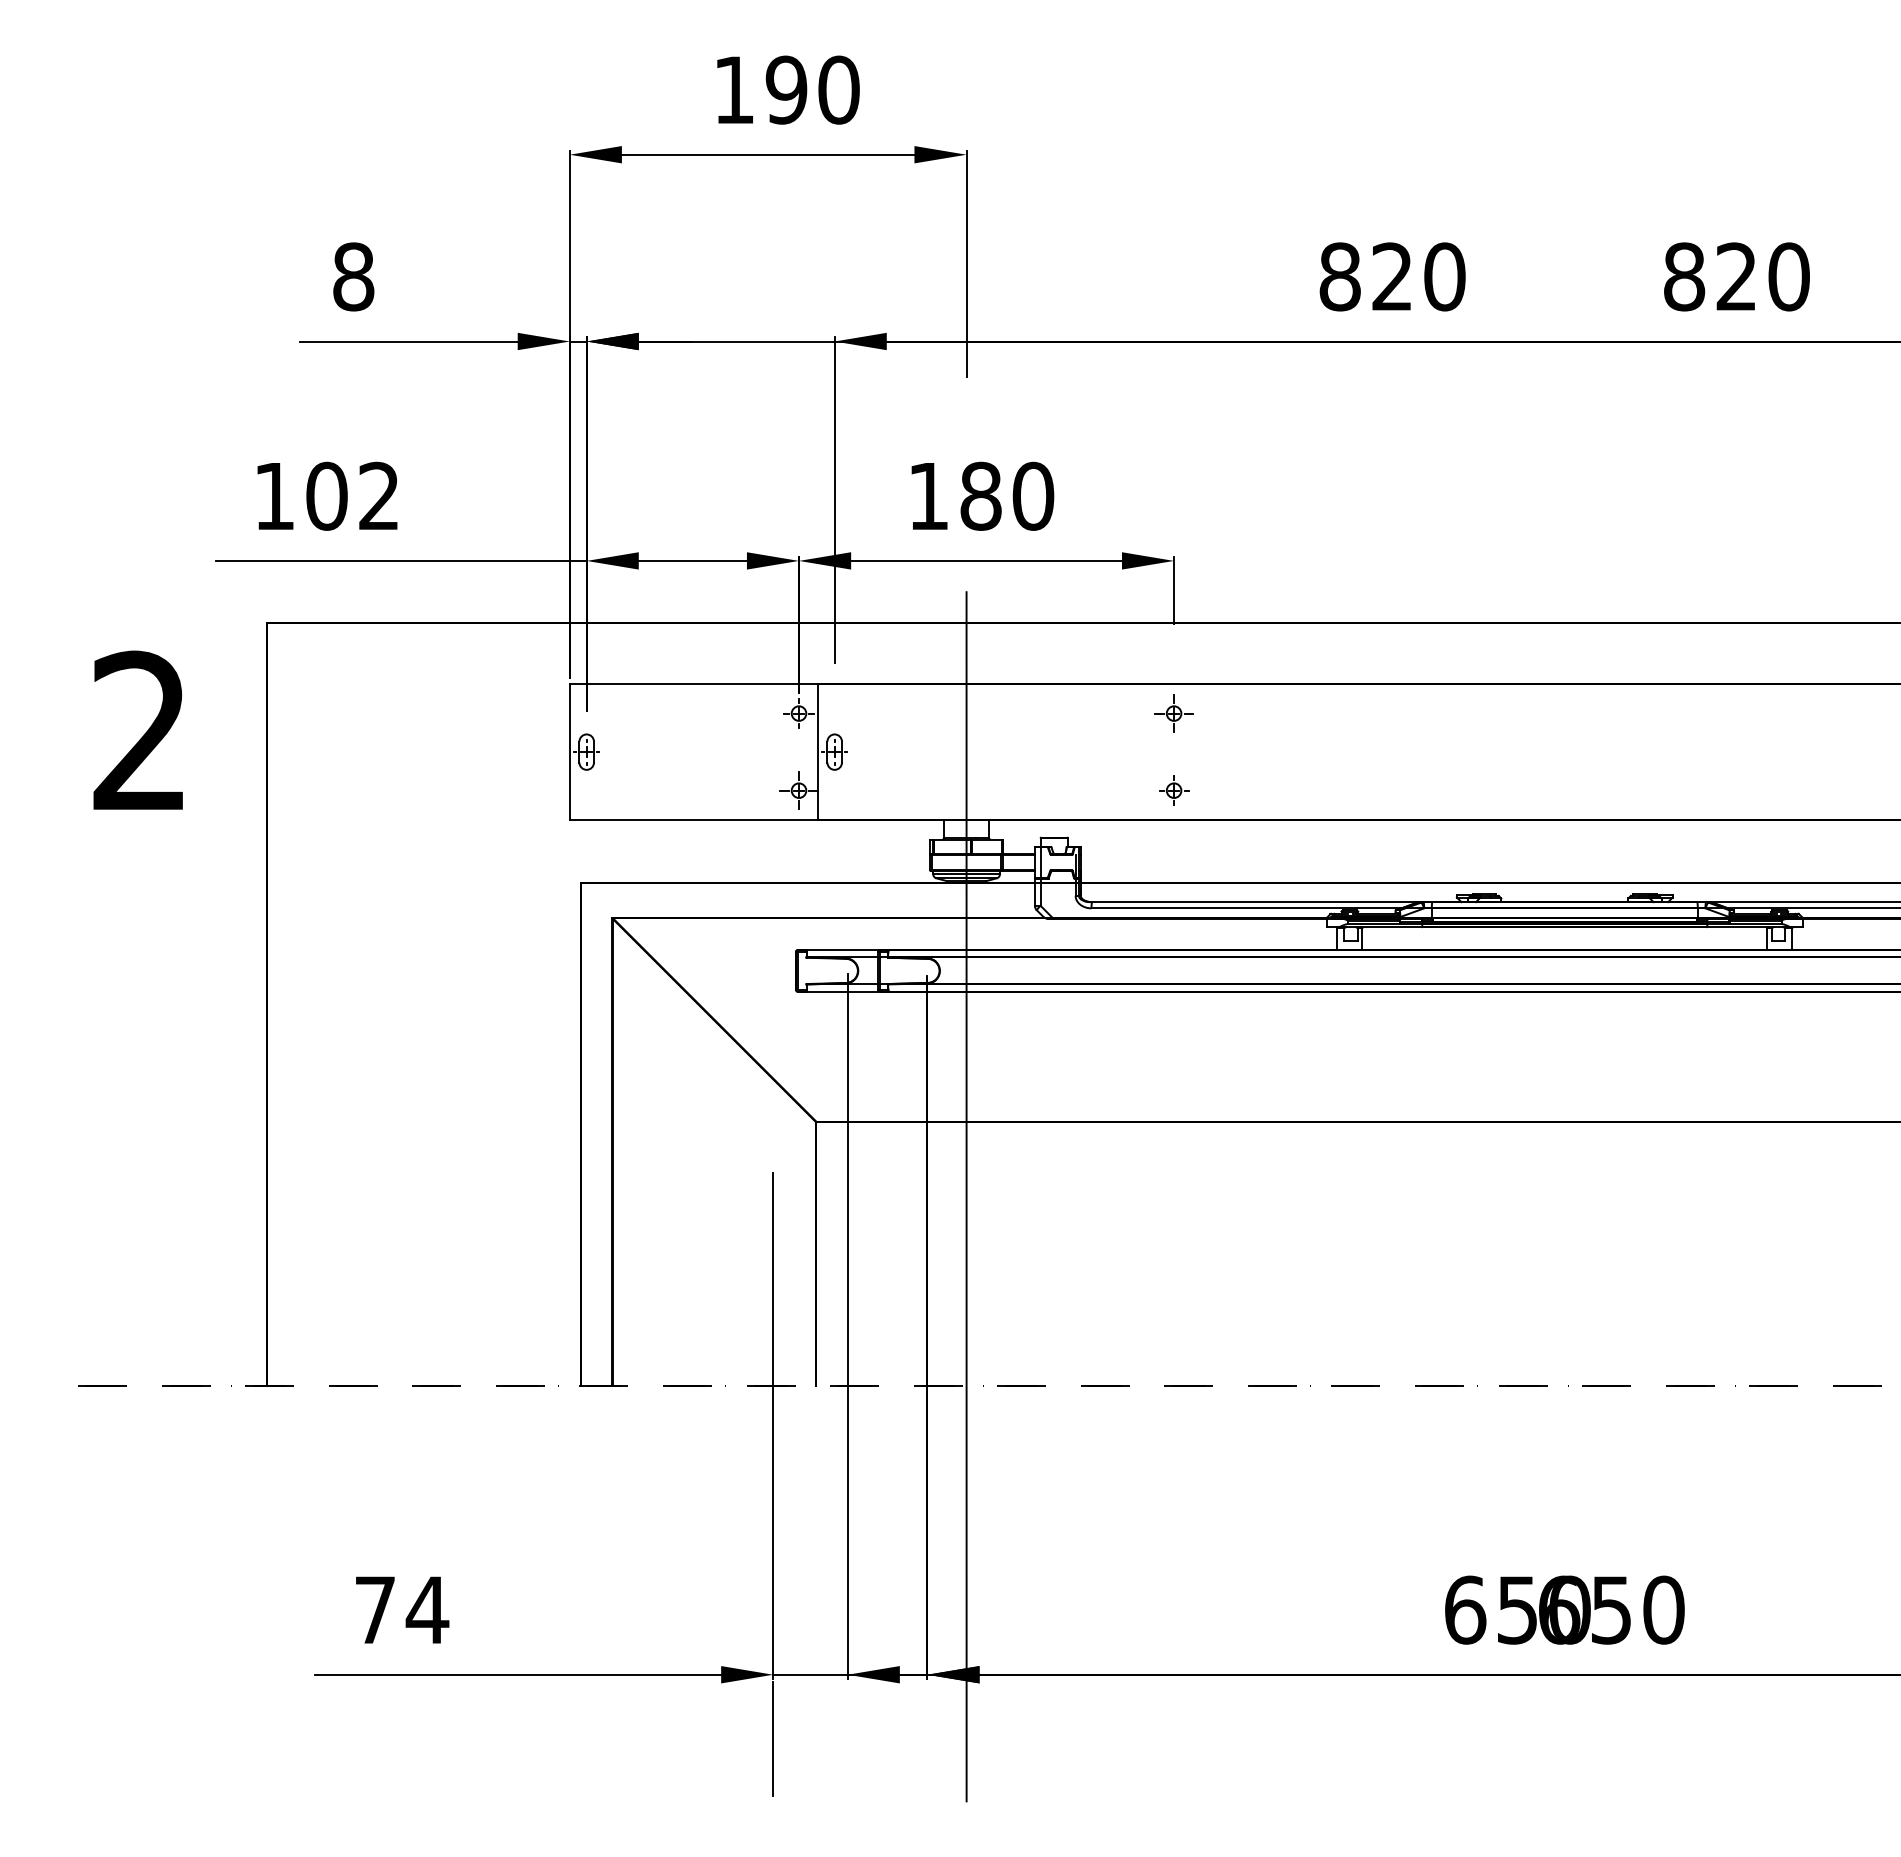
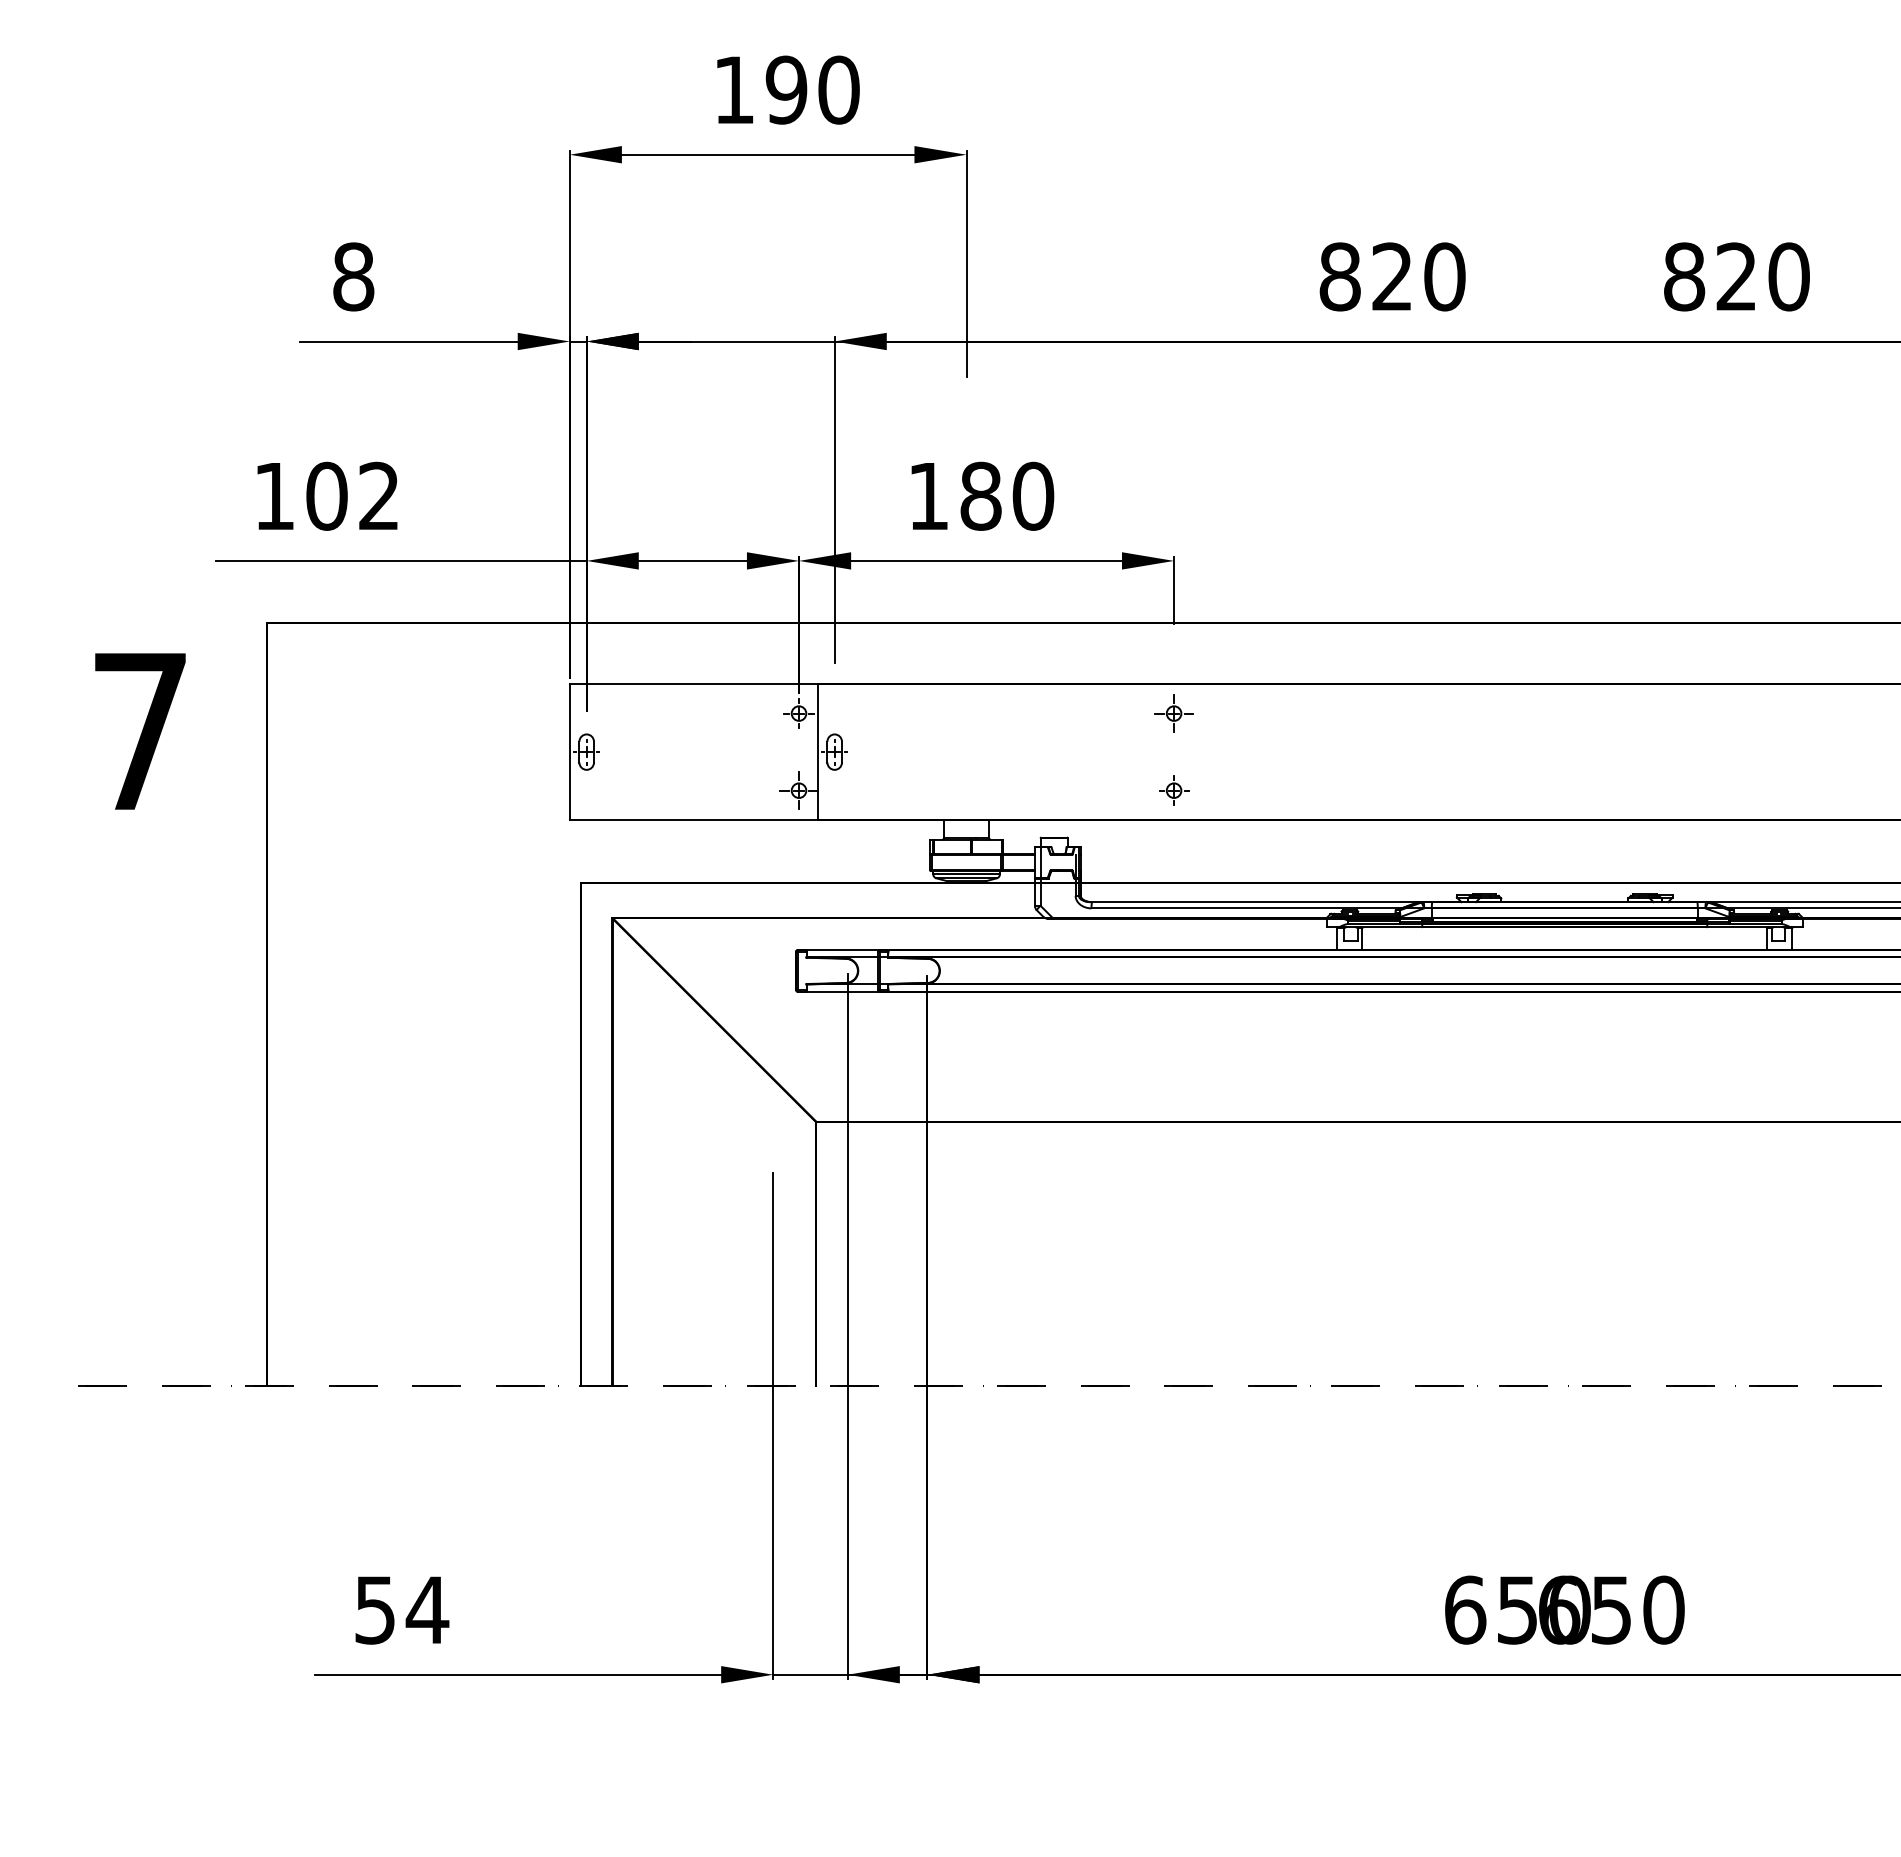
text: 2 -> 7 (139, 729)
line: present -> none (966, 1196)
text: 74 -> 54 (374, 1610)
line: present -> none (773, 1739)
